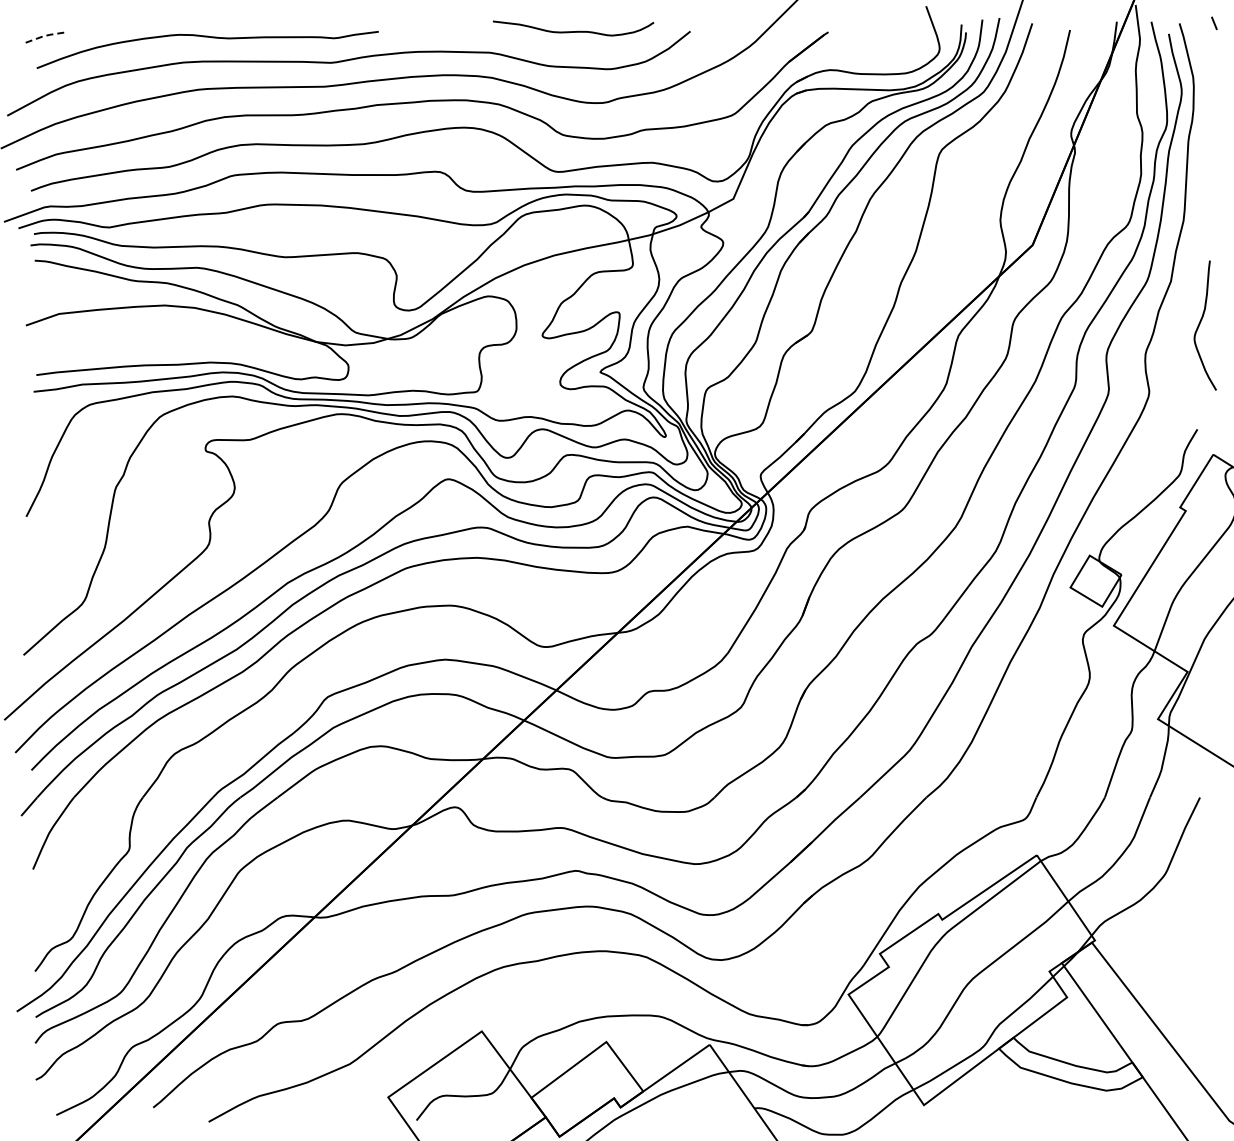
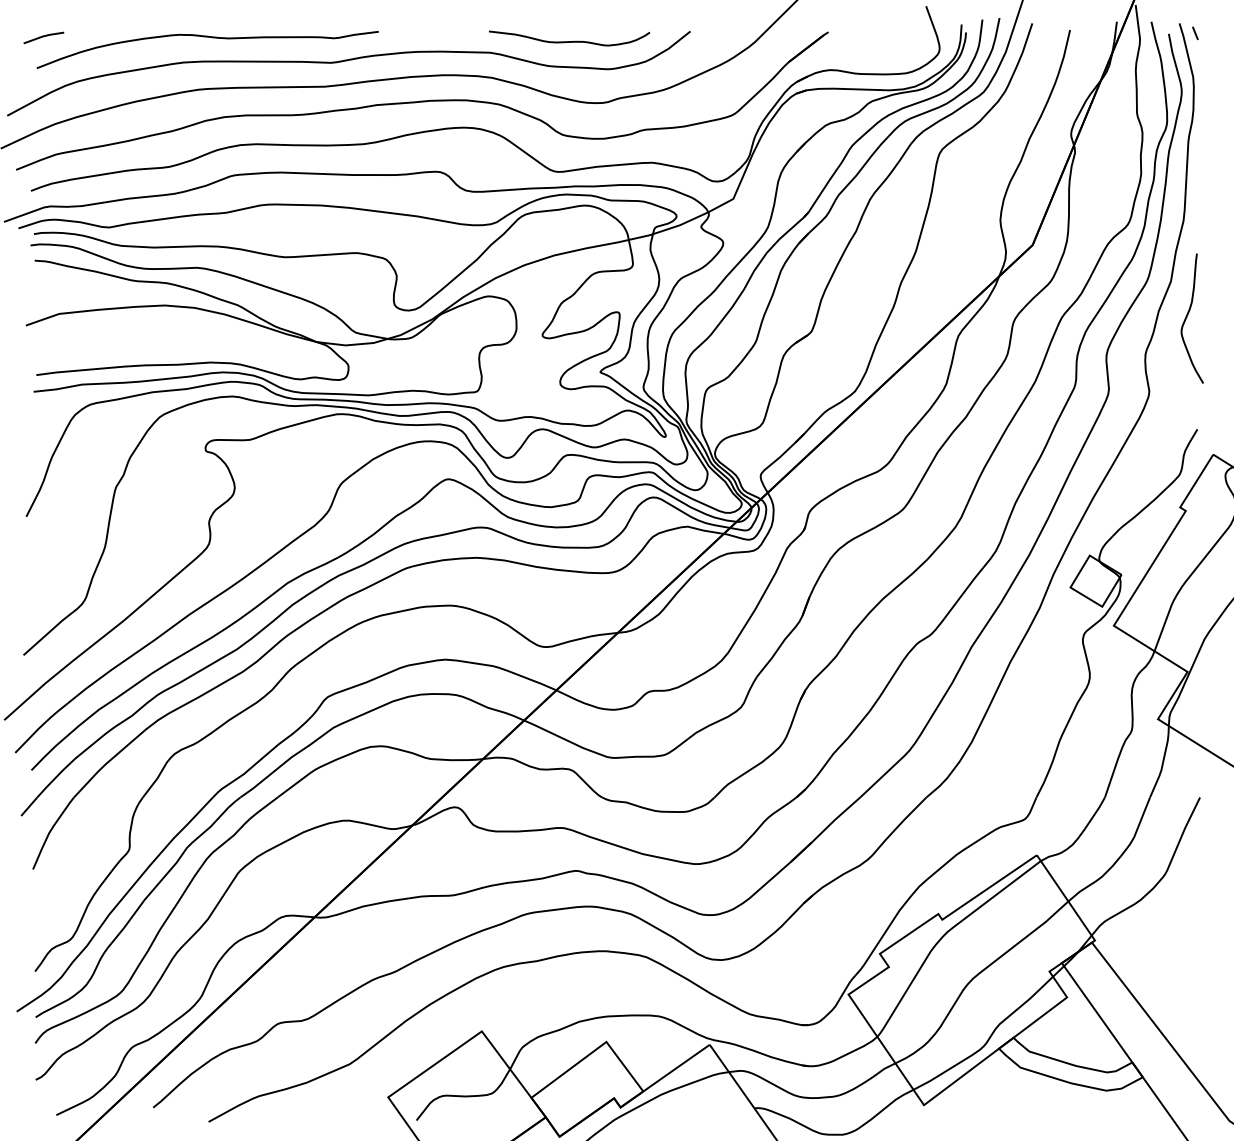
line position: (1214, 23) -> (1195, 33) (1195, 33)
curve position: (573, 31) -> (569, 41) (569, 41)
line: dashed -> solid (43, 36)
curve position: (1200, 324) -> (1187, 317) (1187, 317)
